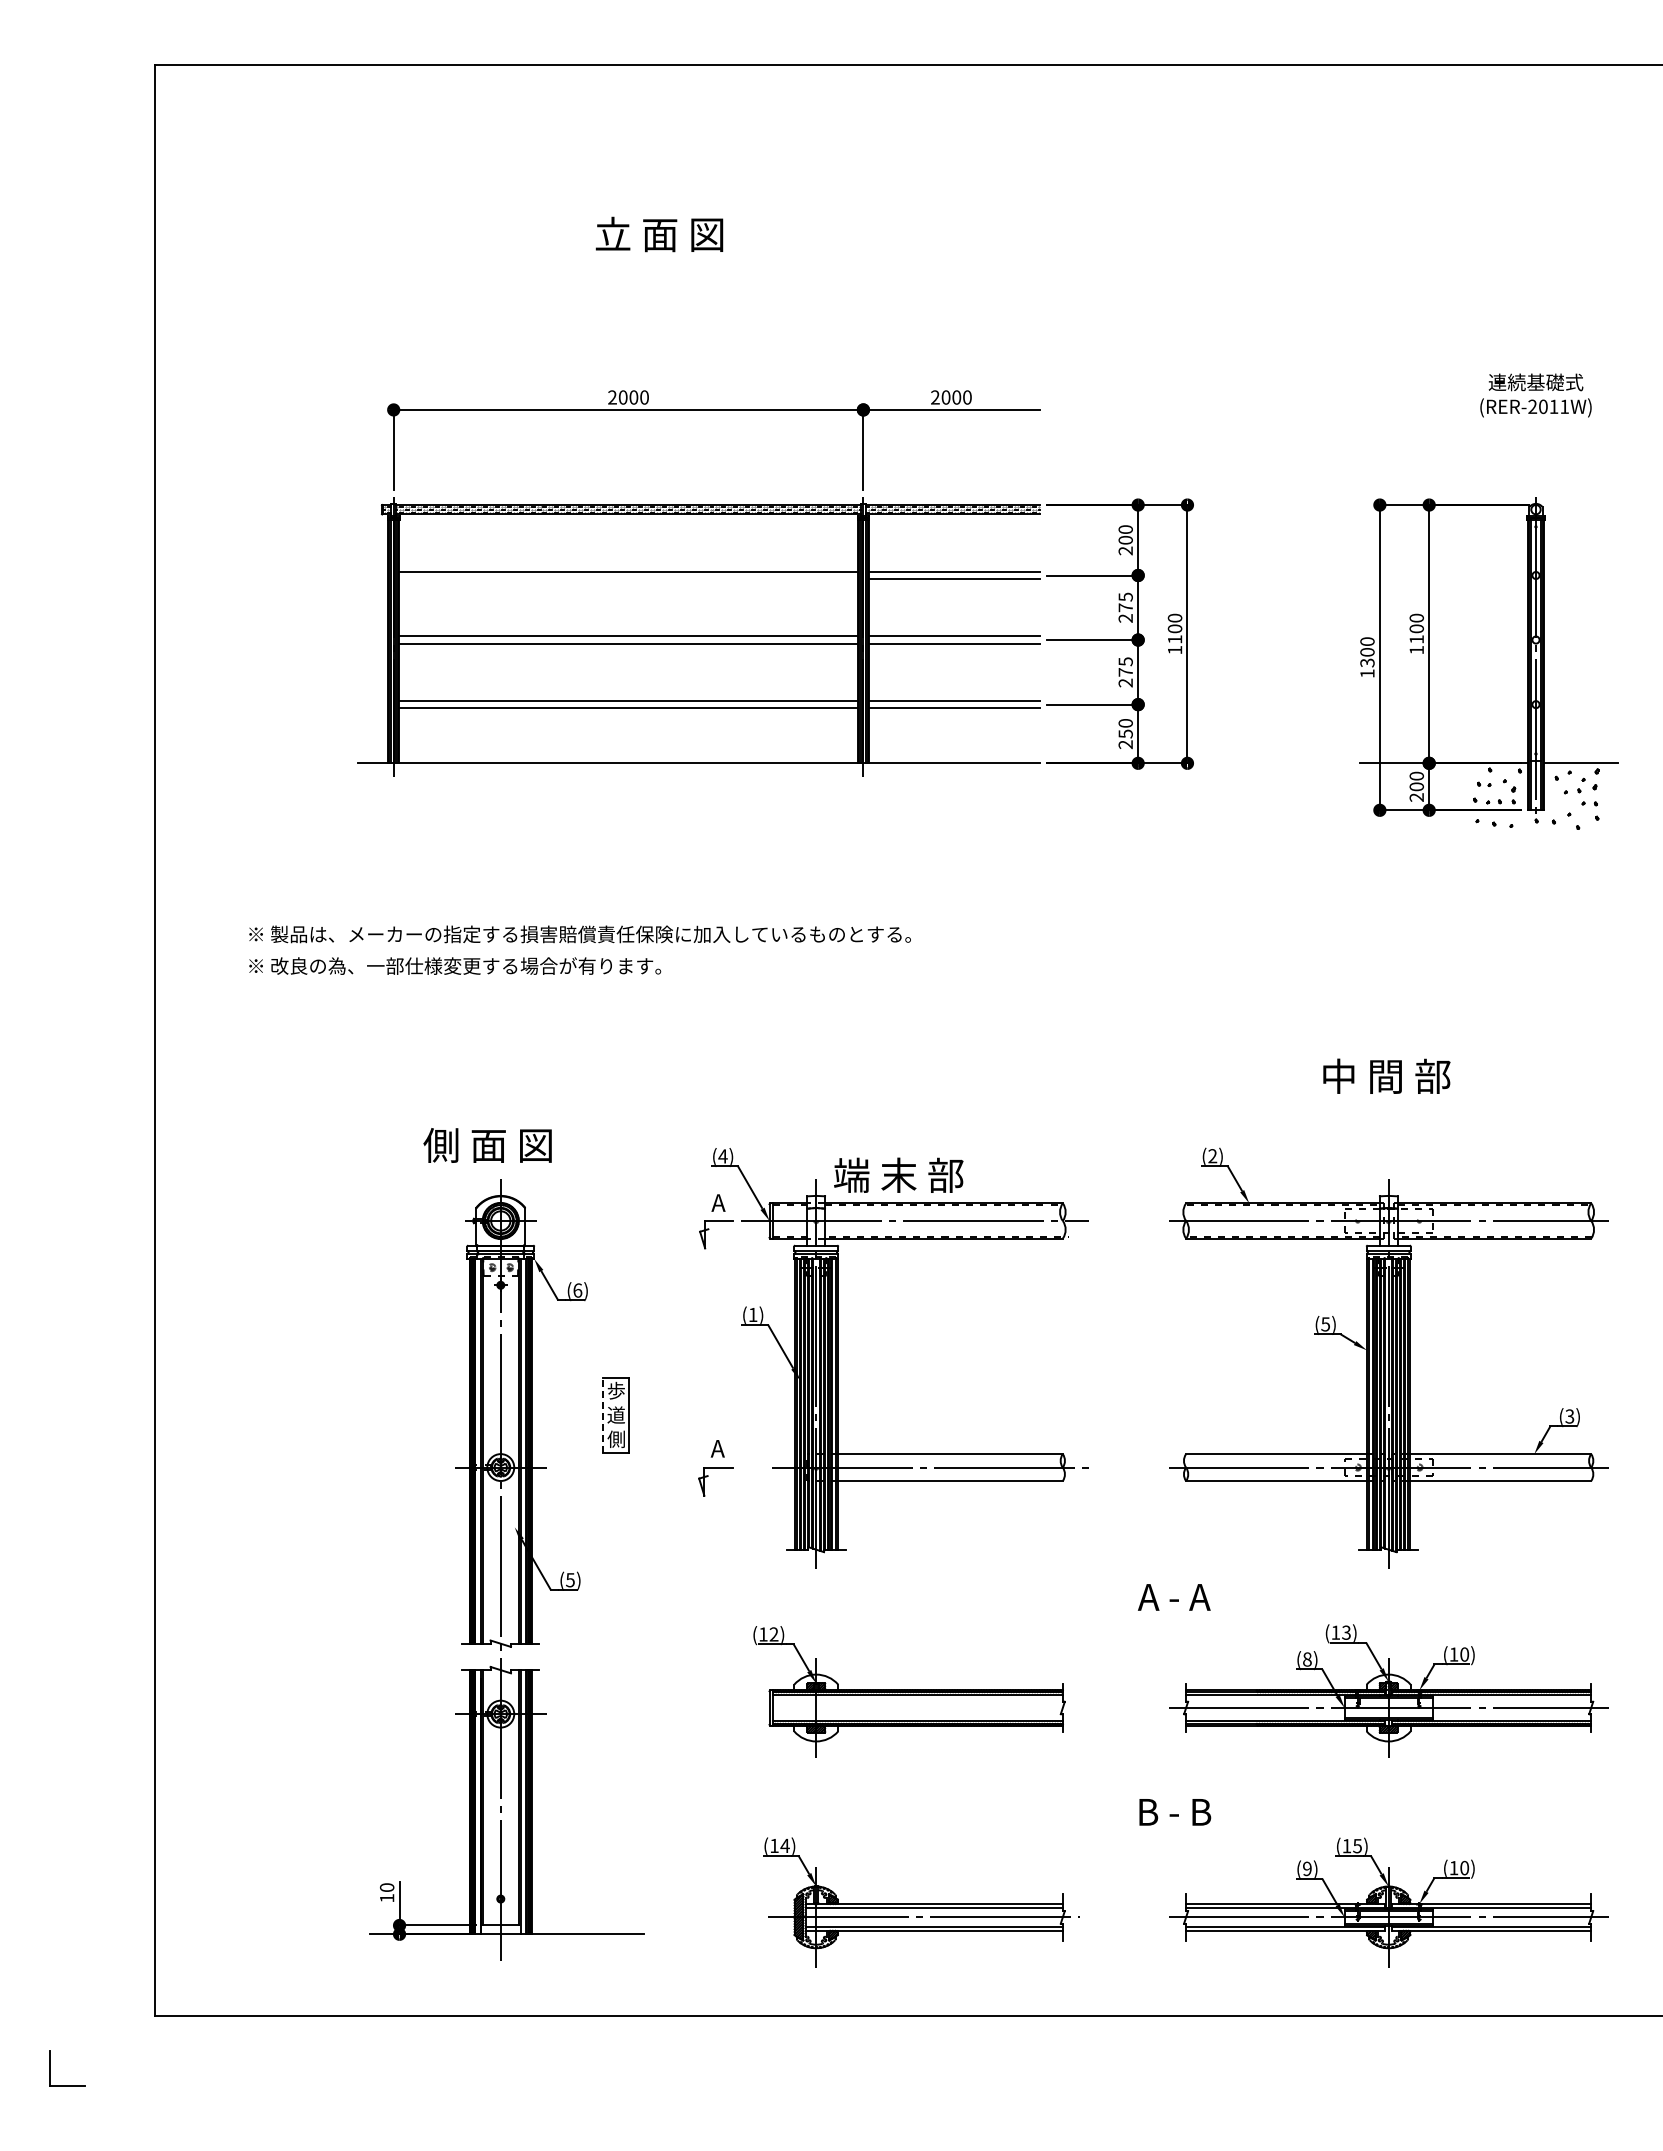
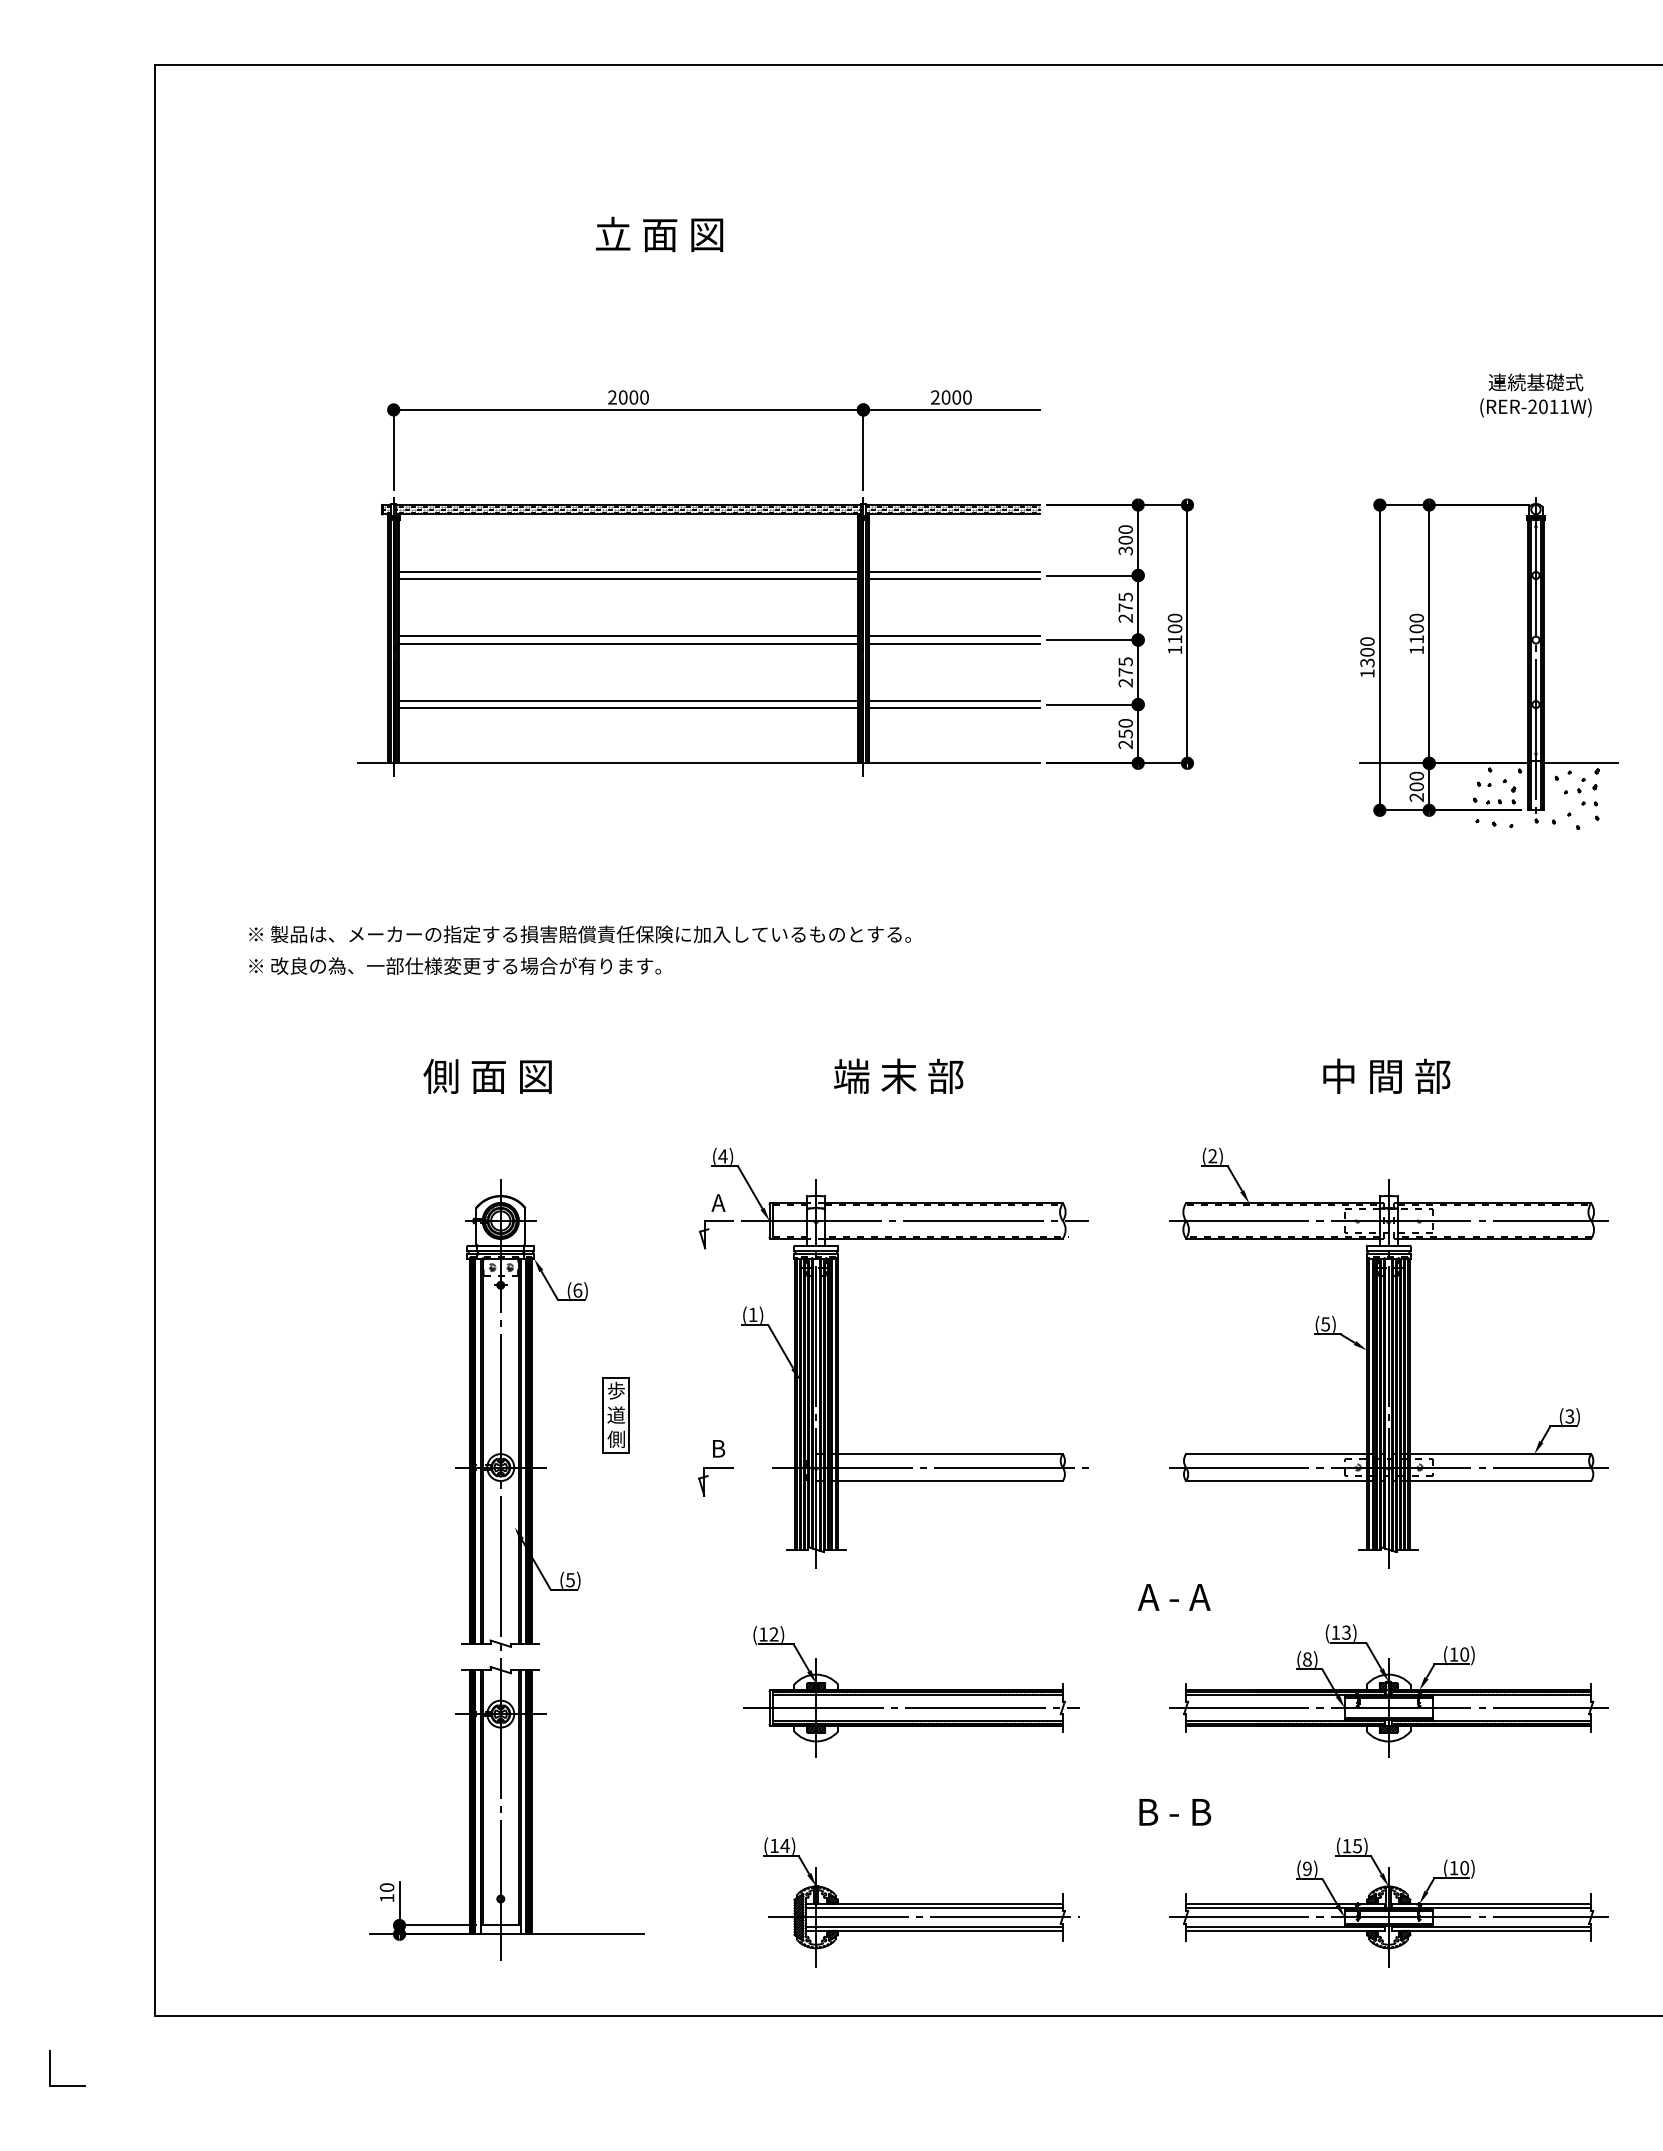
text: 200 -> 300 (1125, 550)
line: none -> present (628, 579)
text position: (487, 1145) -> (487, 1076) (487, 1076)
text position: (898, 1174) -> (898, 1075) (898, 1075)
line: dashed -> solid (602, 1415)
text: A -> B (717, 1448)
line: none -> present (911, 1708)
